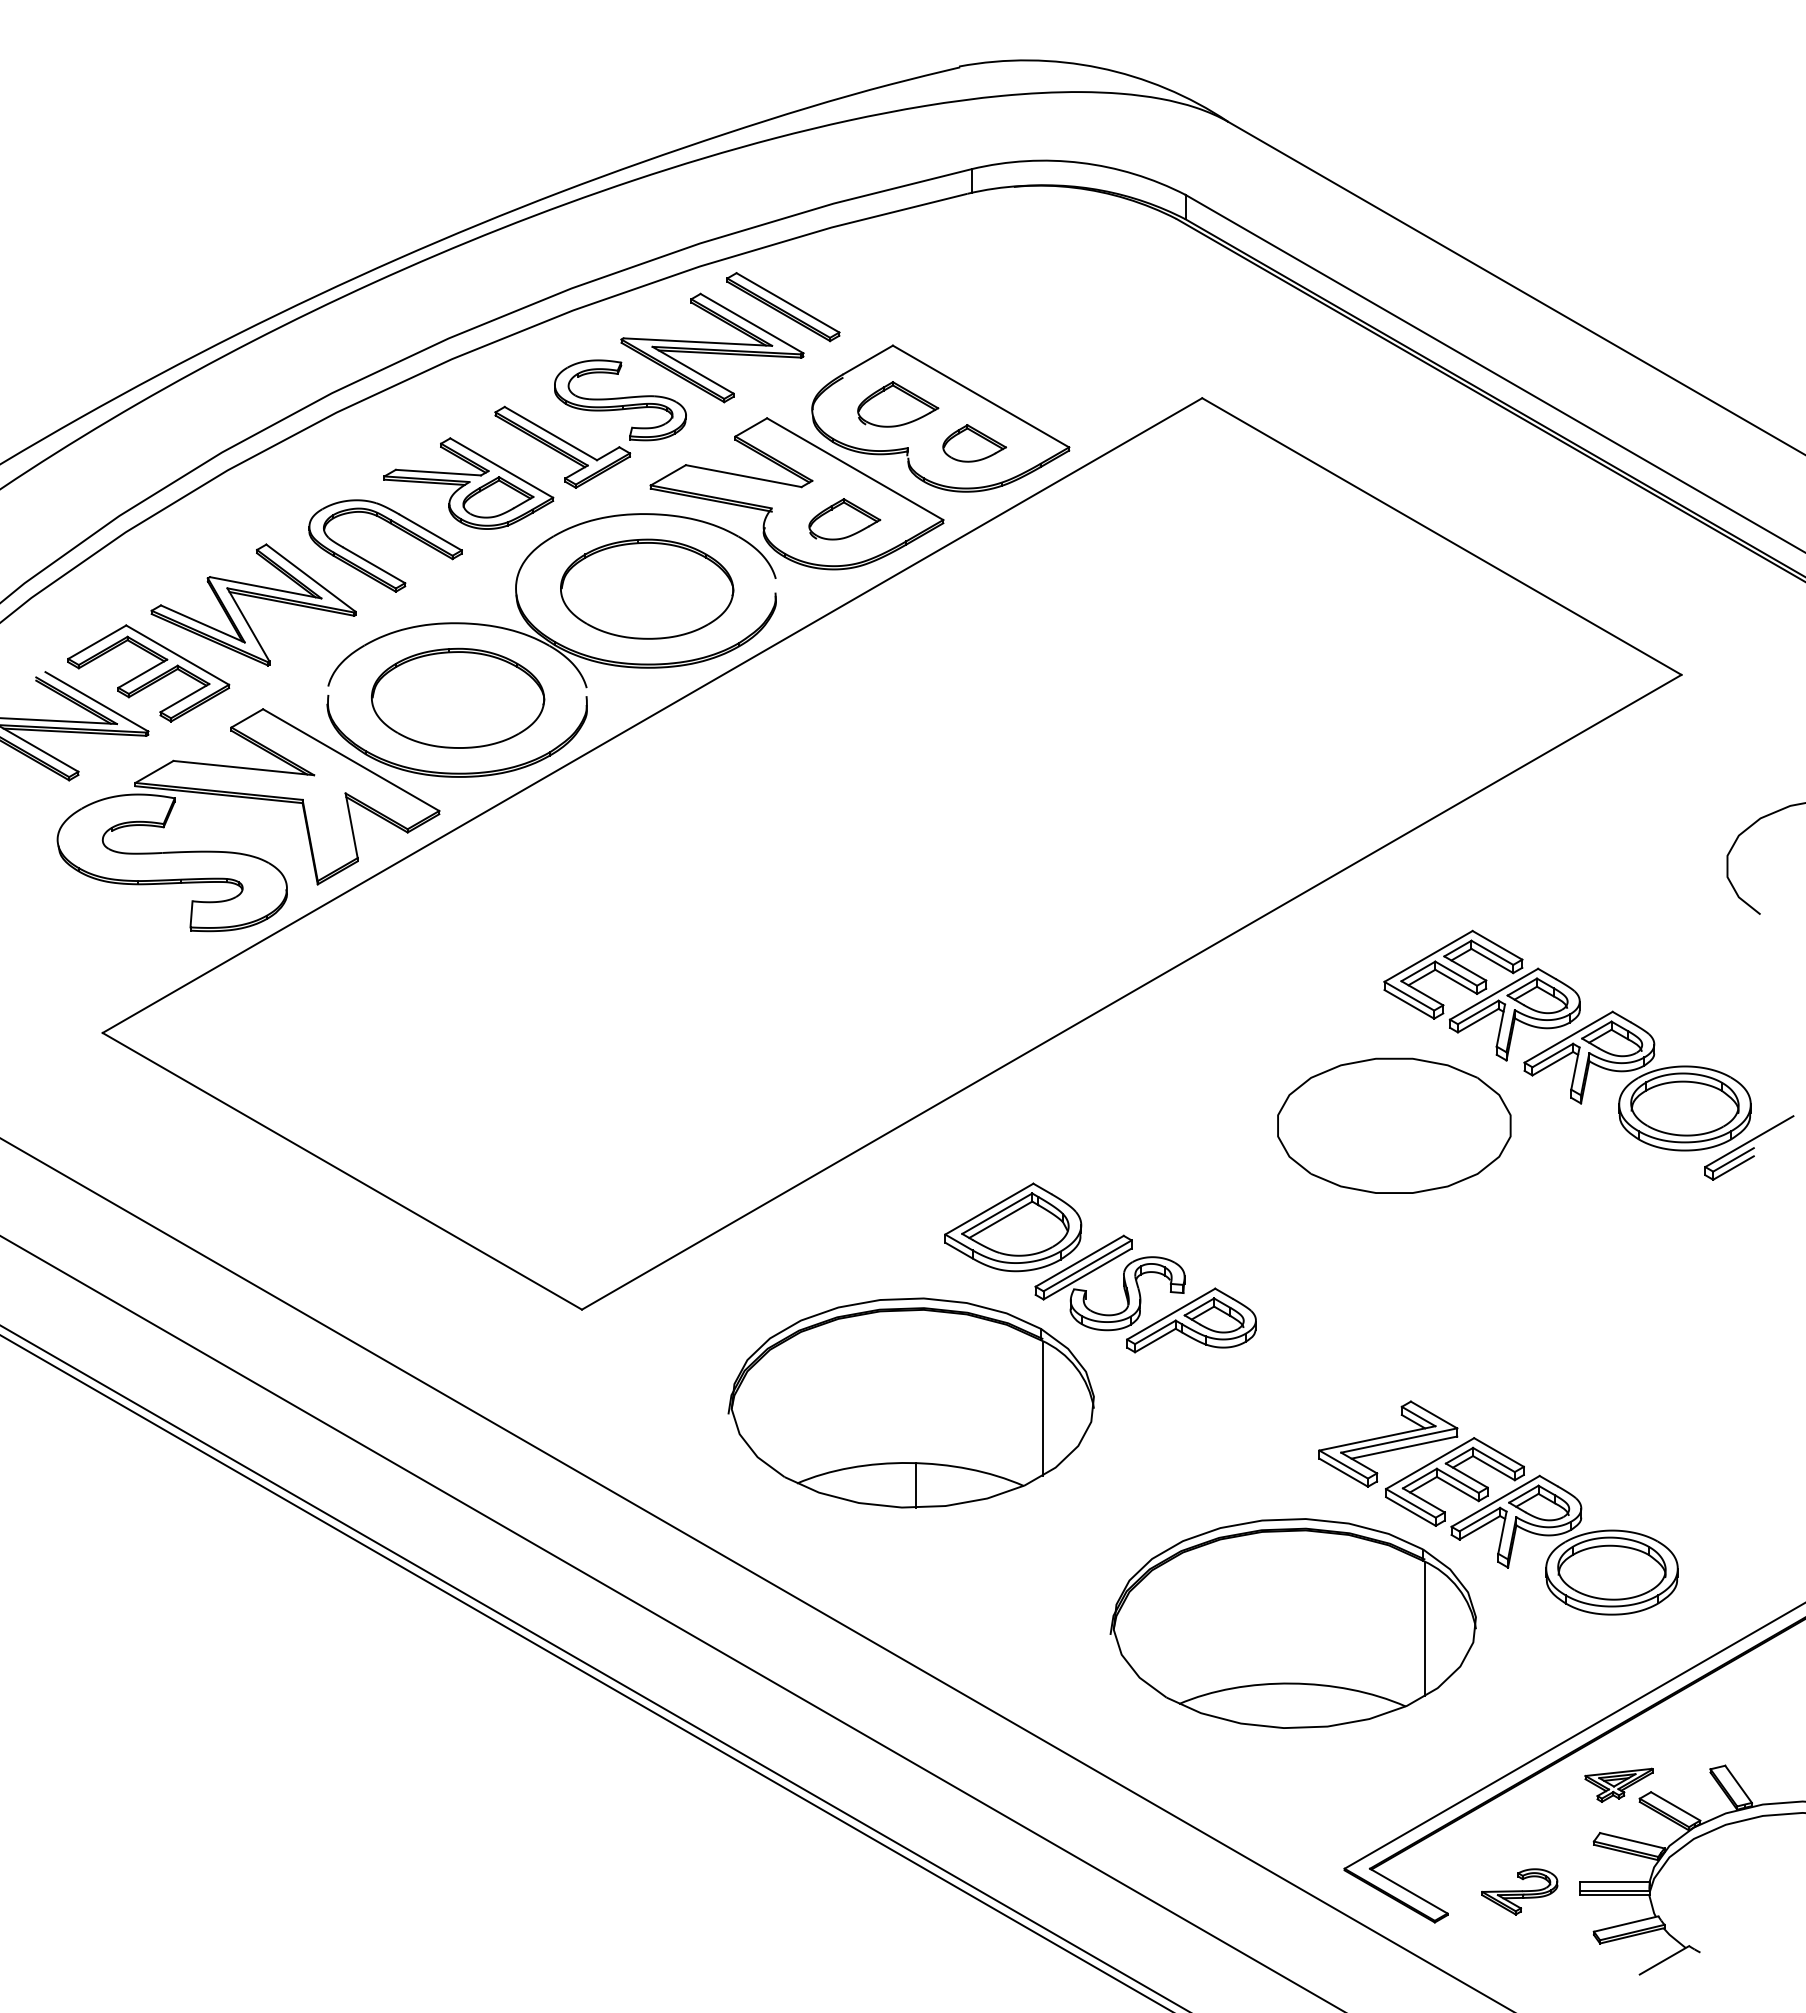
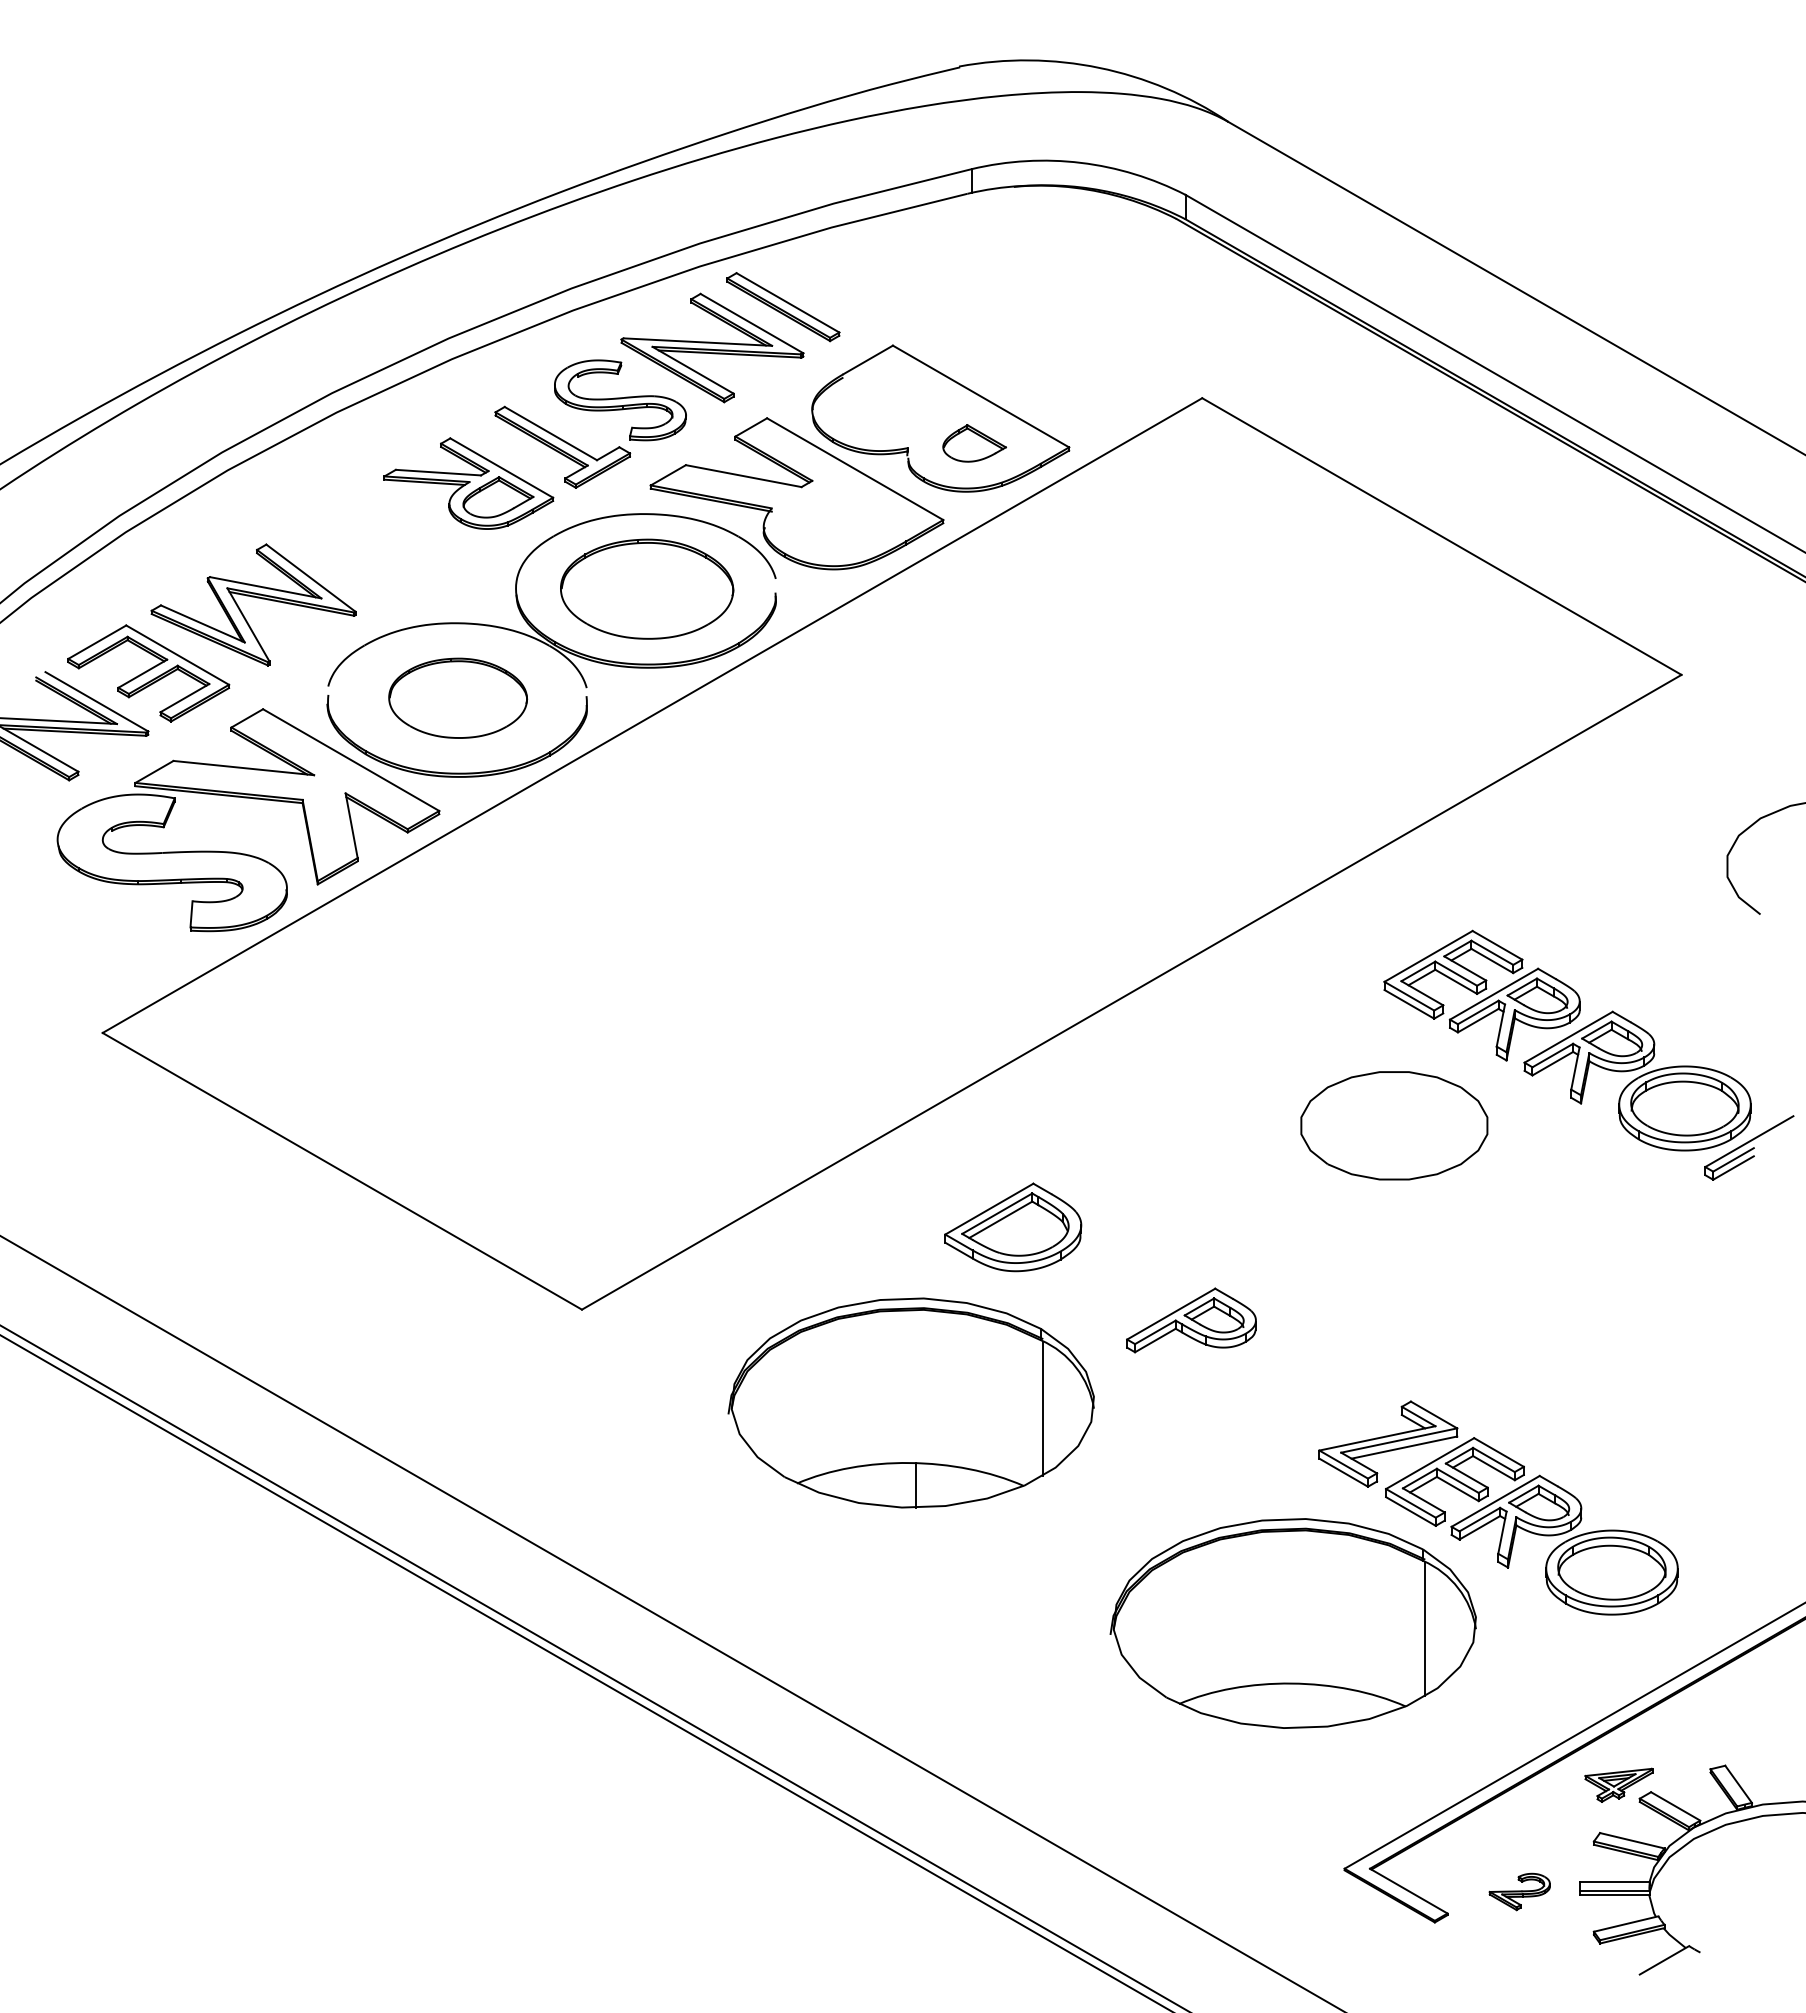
part: present -> none (898, 404)
part: present -> none (844, 519)
part: present -> none (395, 527)
part size: 175x102 px -> 141x82 px (458, 697)
part size: 235x137 px -> 189x110 px (1394, 1125)
part: present -> none (1123, 1282)
line: present -> none (755, 1574)
part size: 78x48 px -> 63x40 px (1519, 1891)
